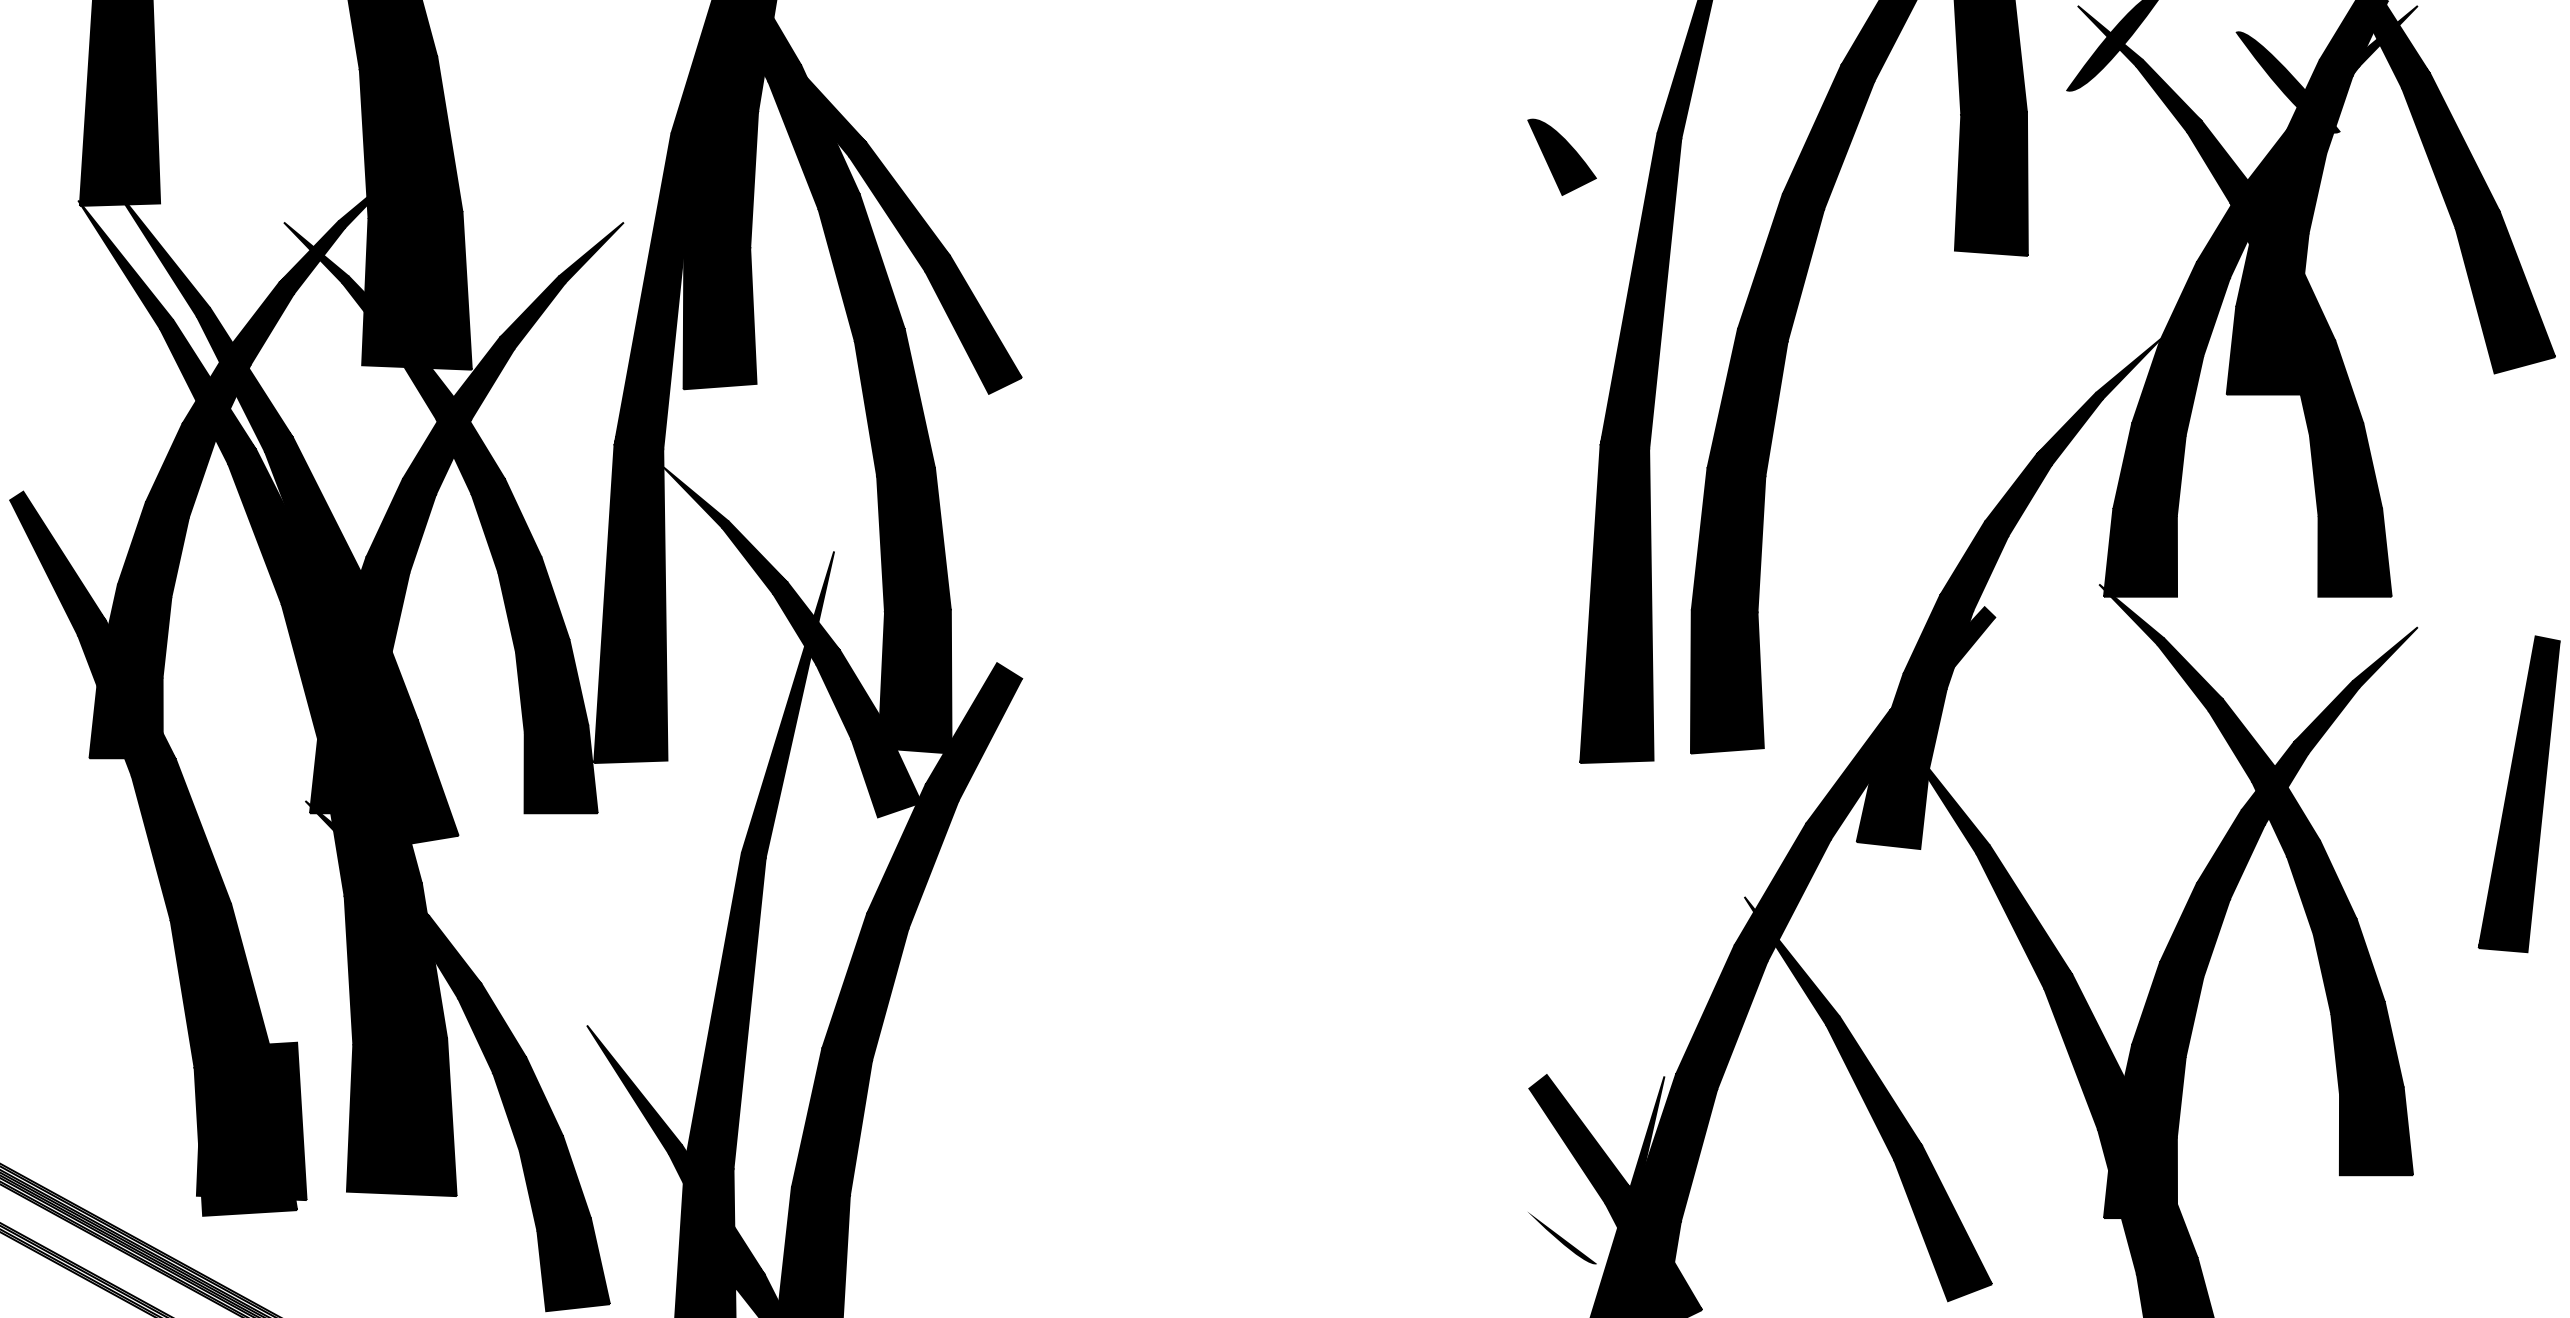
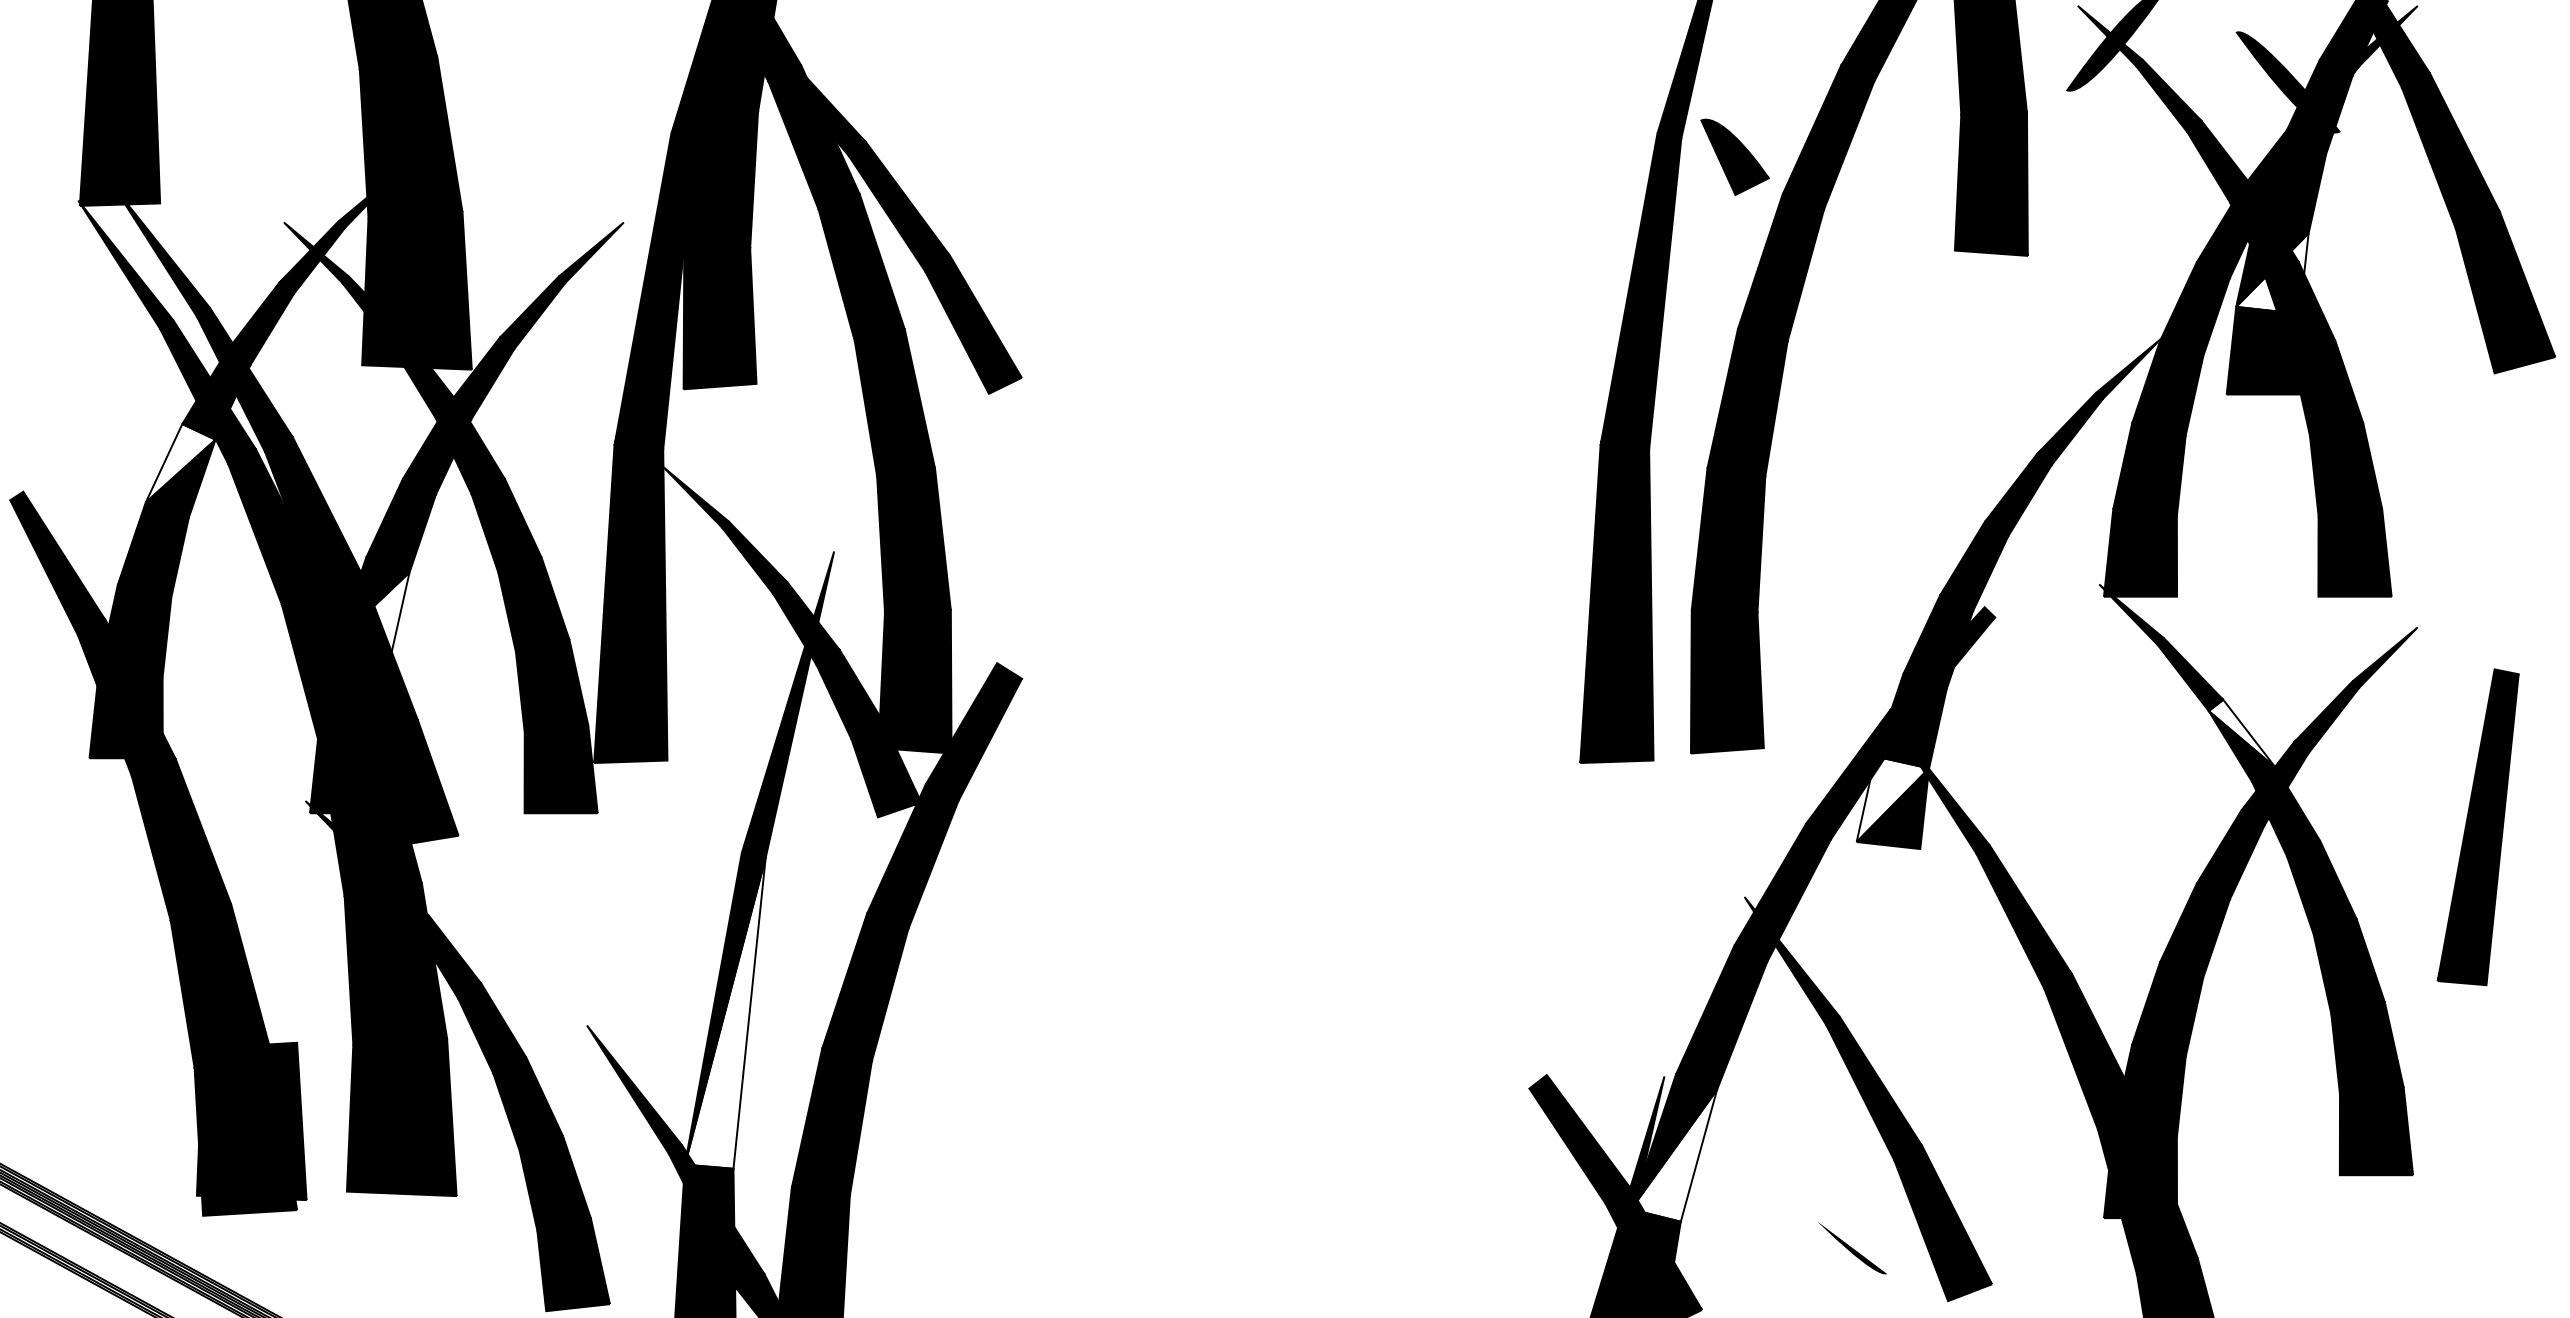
part position: (1561, 156) -> (1734, 156) (1734, 156)
fill: present -> none (2272, 273)
fill: present -> none (180, 463)
fill: present -> none (373, 612)
fill: present -> none (2241, 733)
part position: (2518, 794) -> (2477, 827) (2477, 827)
fill: present -> none (1892, 799)
fill: present -> none (724, 1012)
fill: present -> none (1674, 1155)
part position: (1562, 1238) -> (1852, 1248) (1852, 1248)
